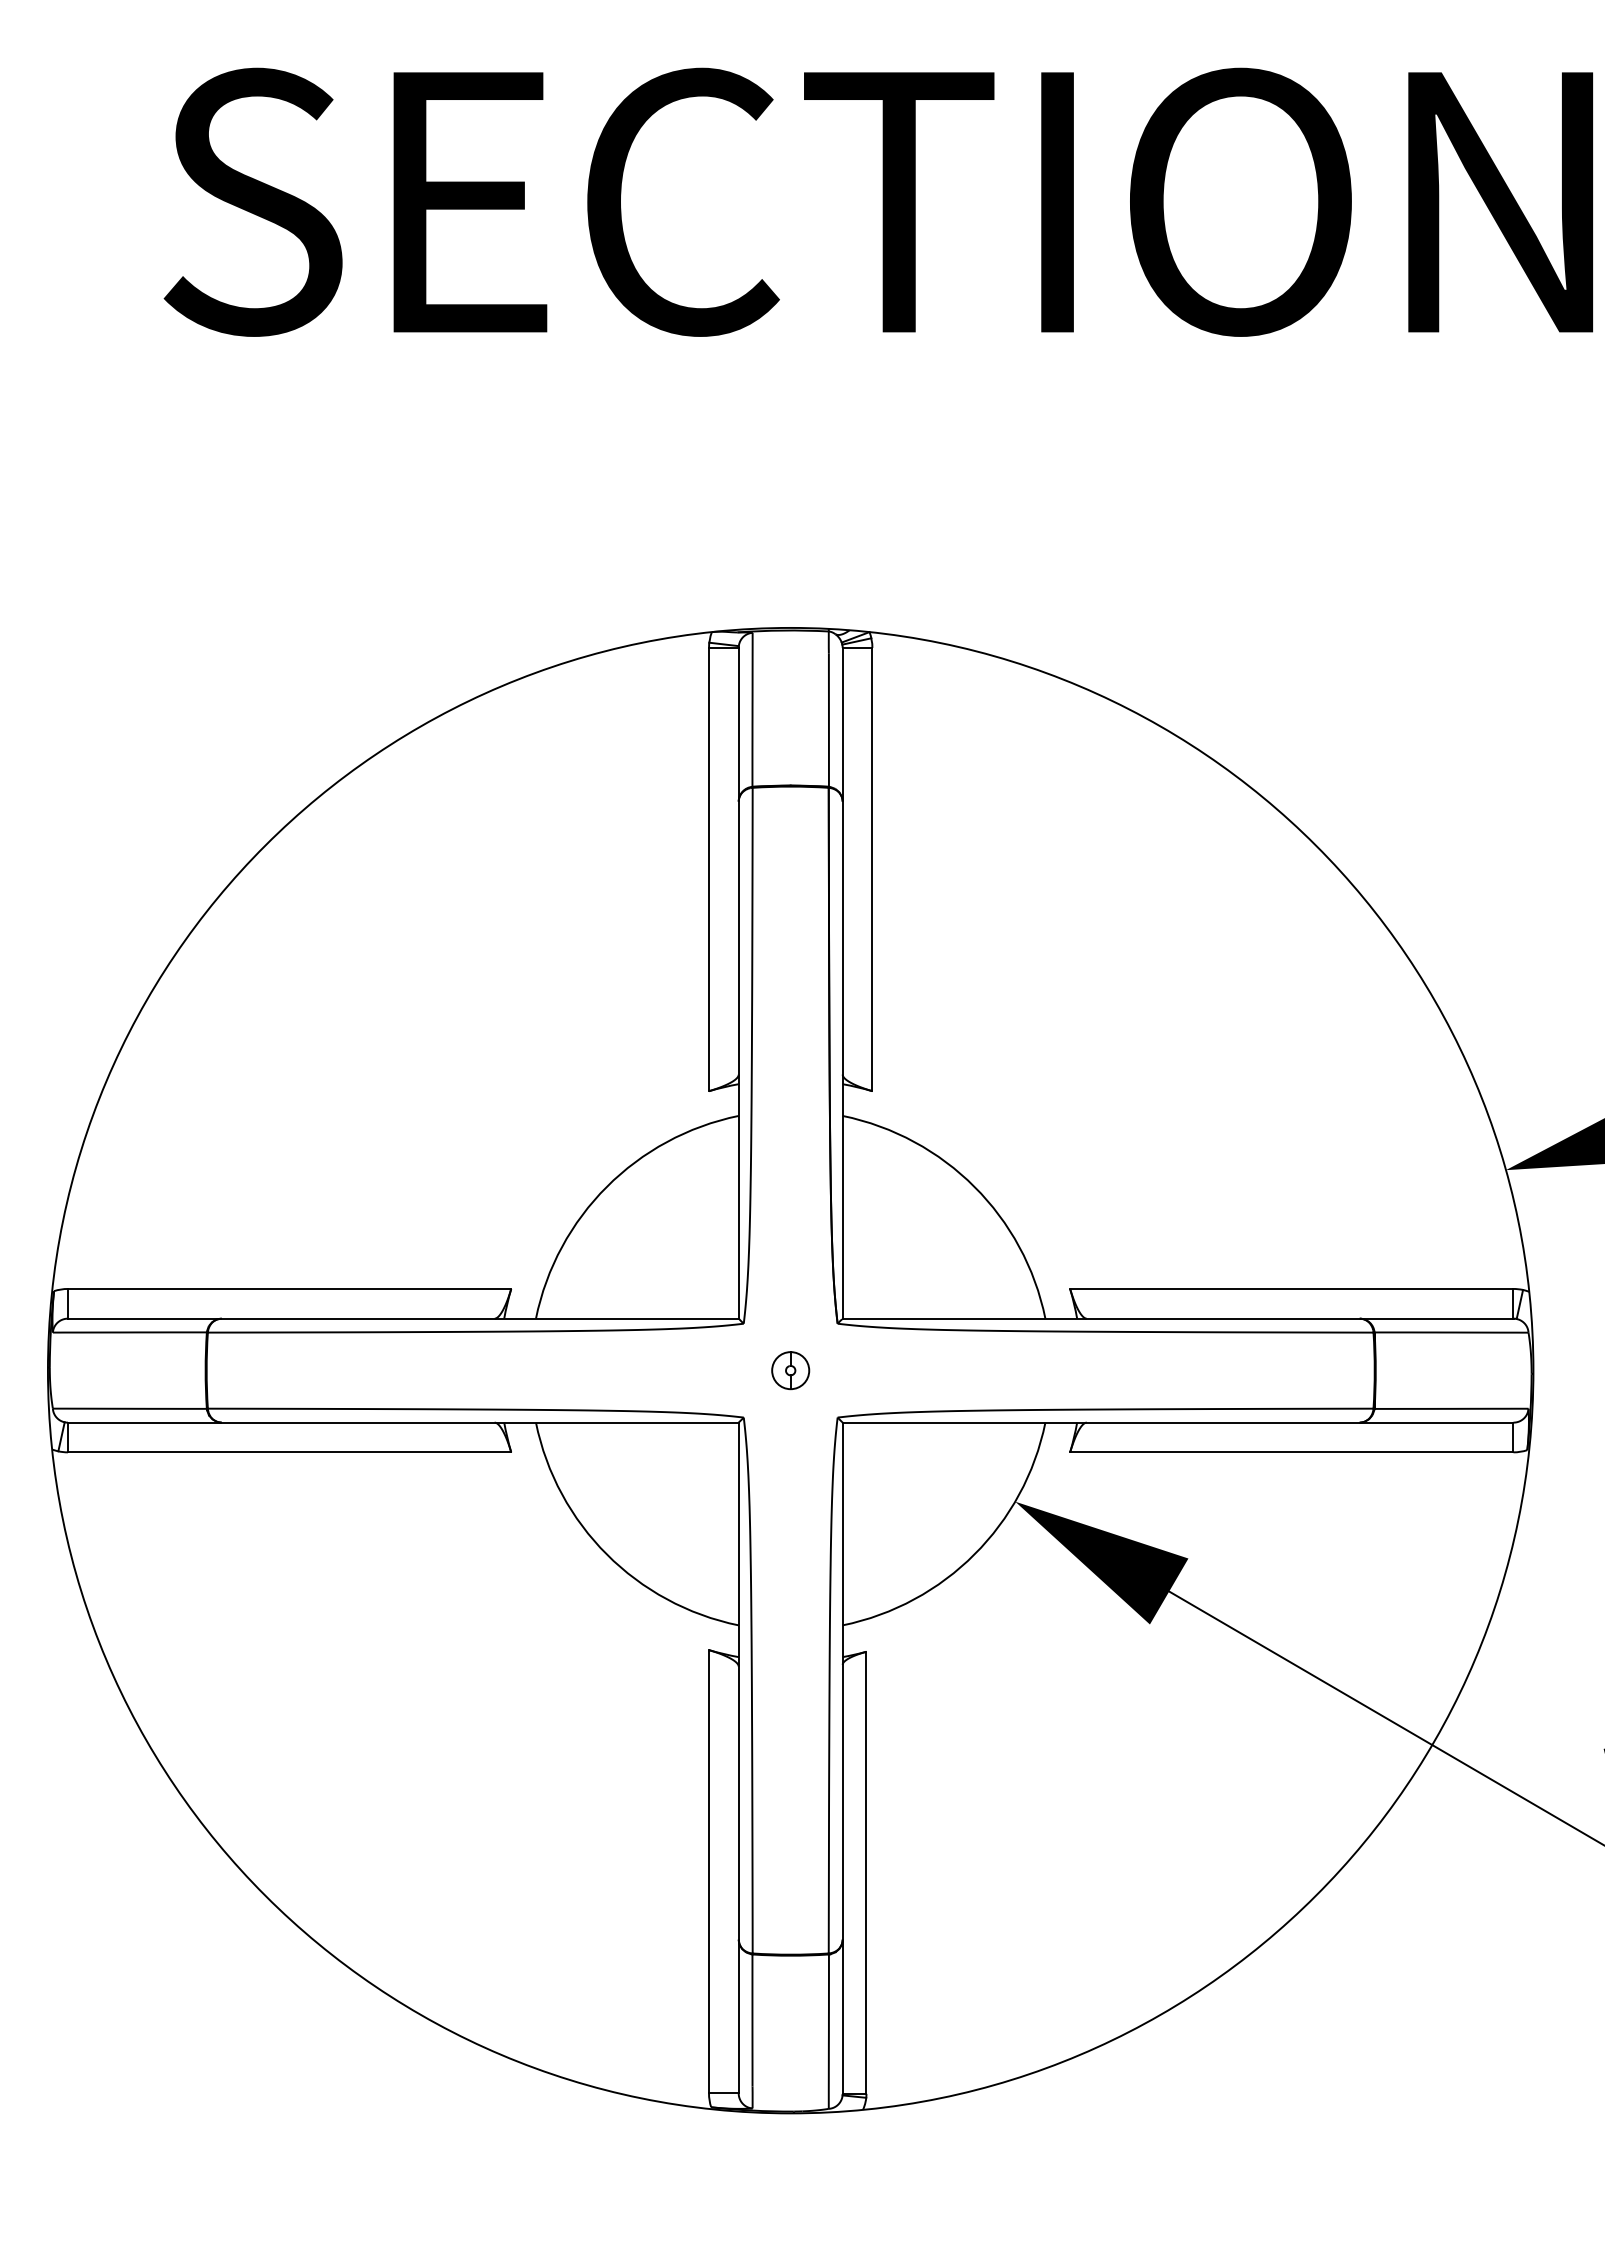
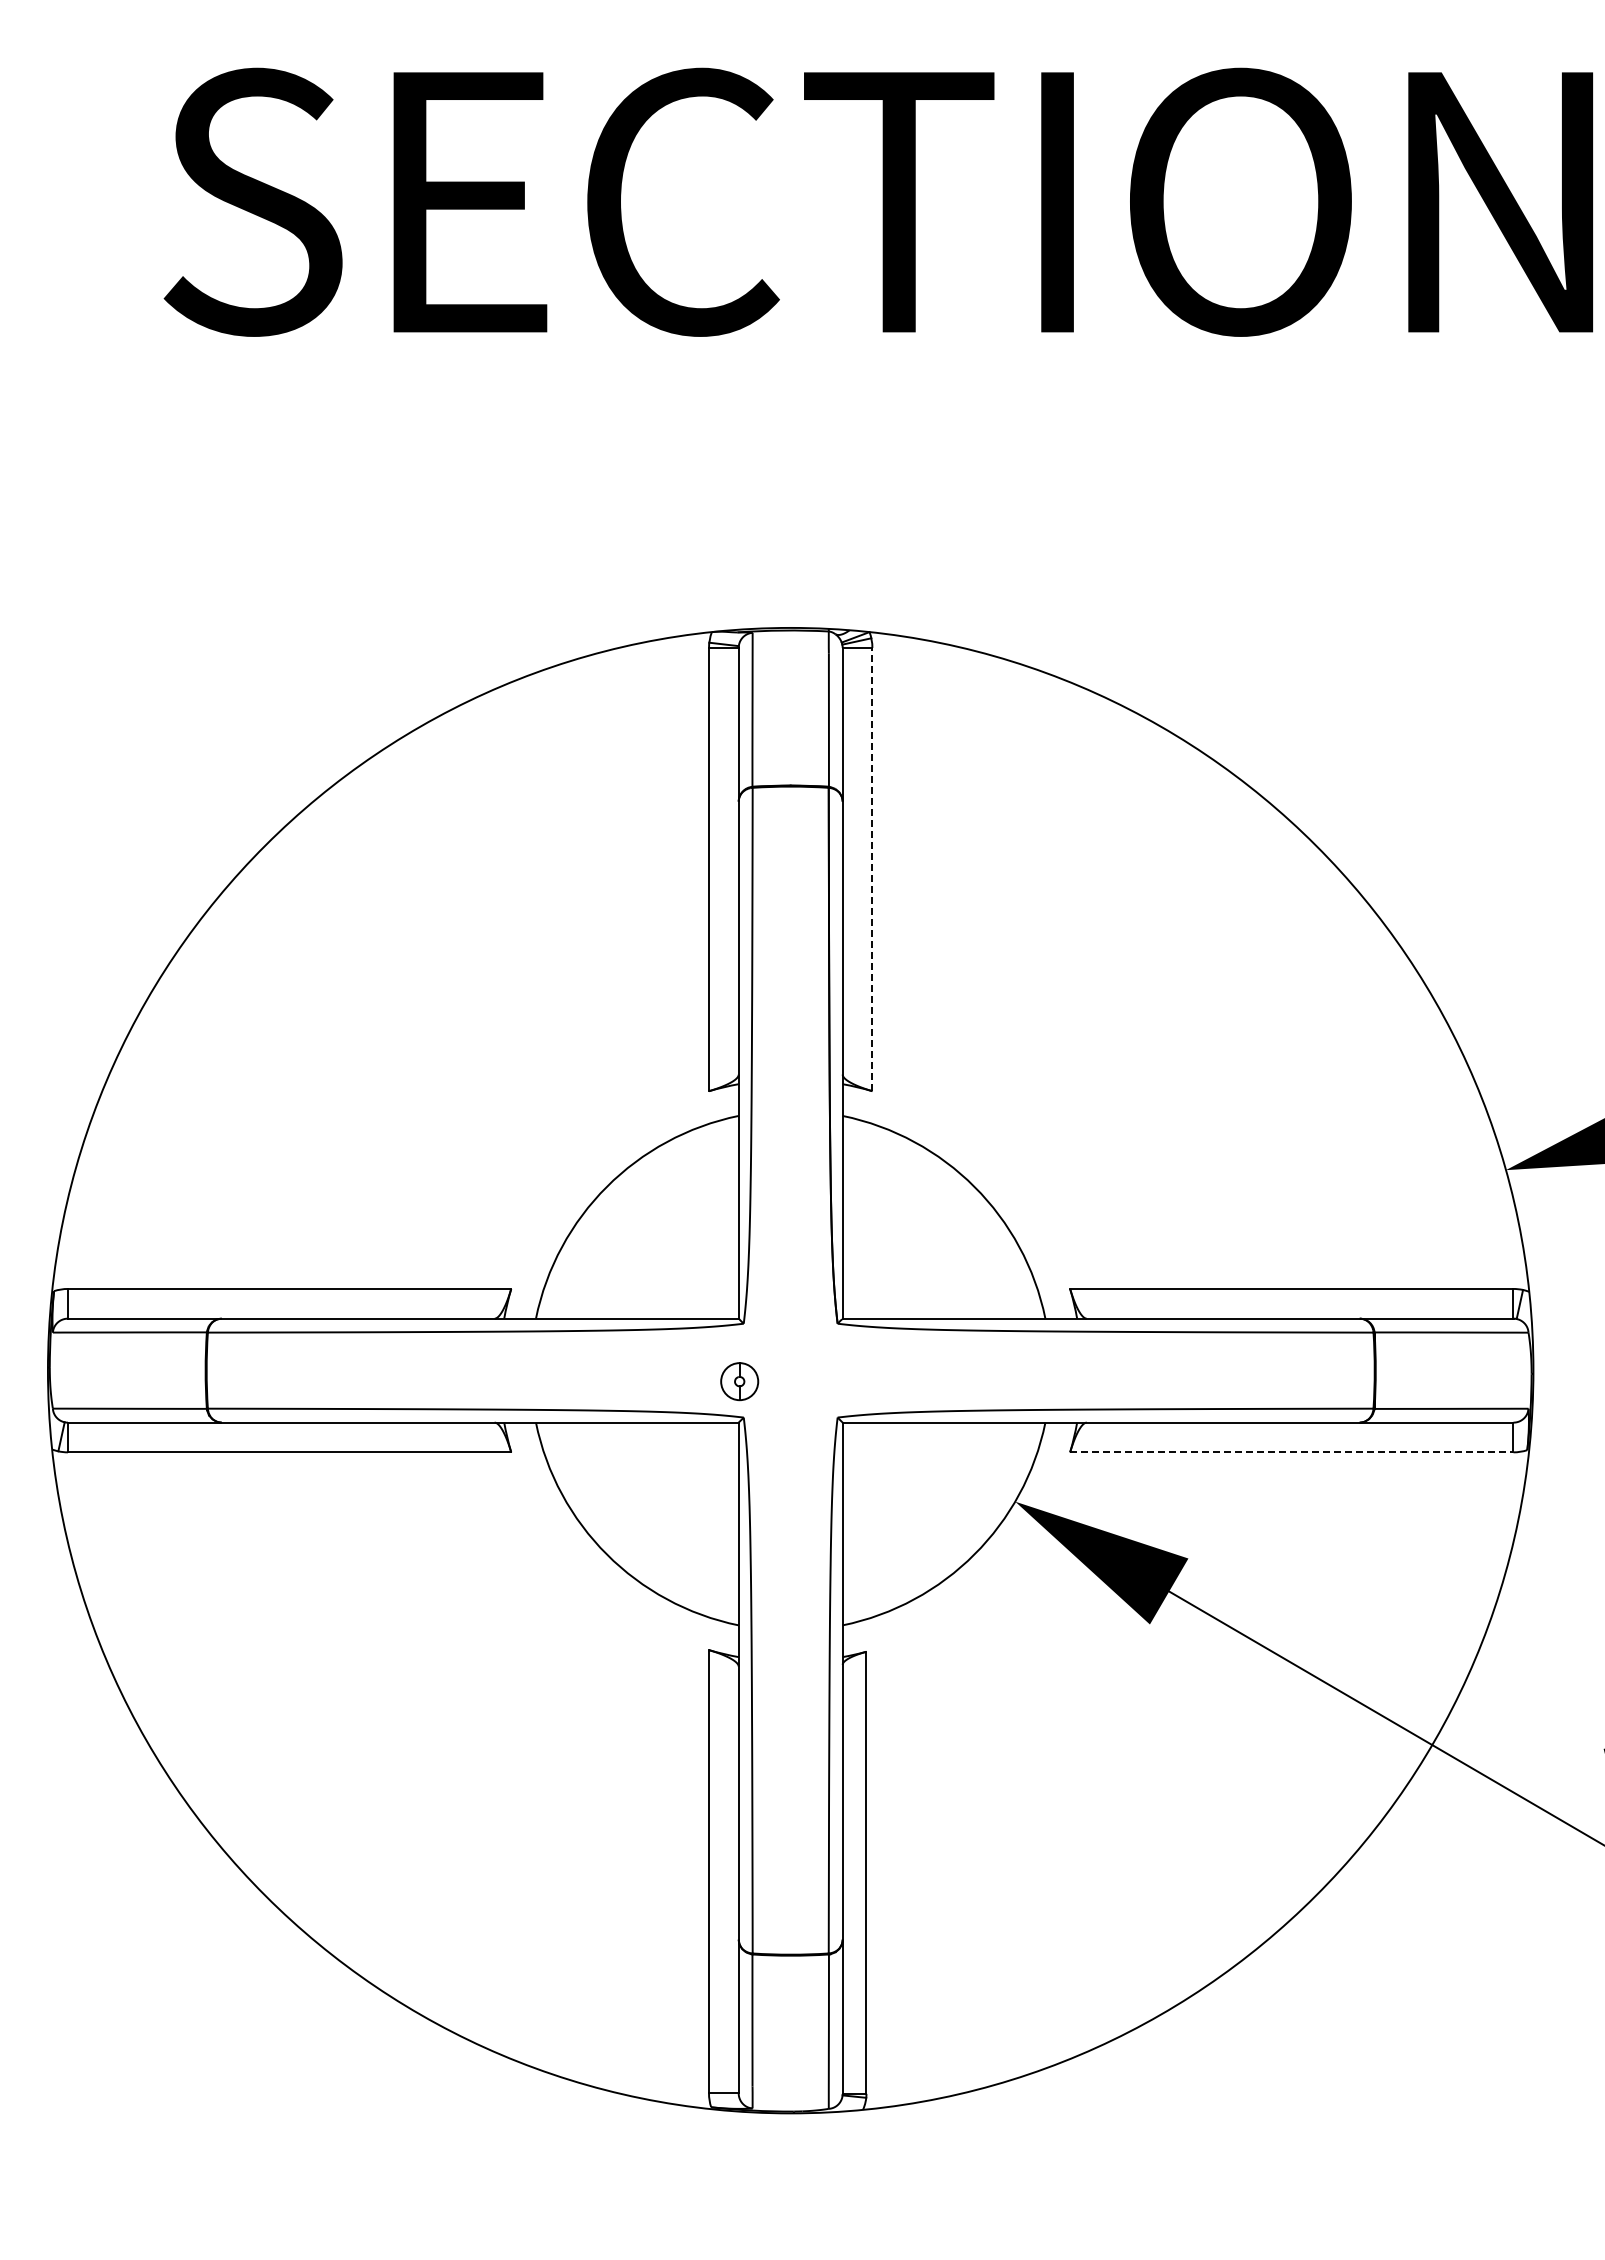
line: solid -> dashed (872, 869)
part position: (790, 1370) -> (739, 1381) (739, 1381)
line: solid -> dashed (1291, 1452)
